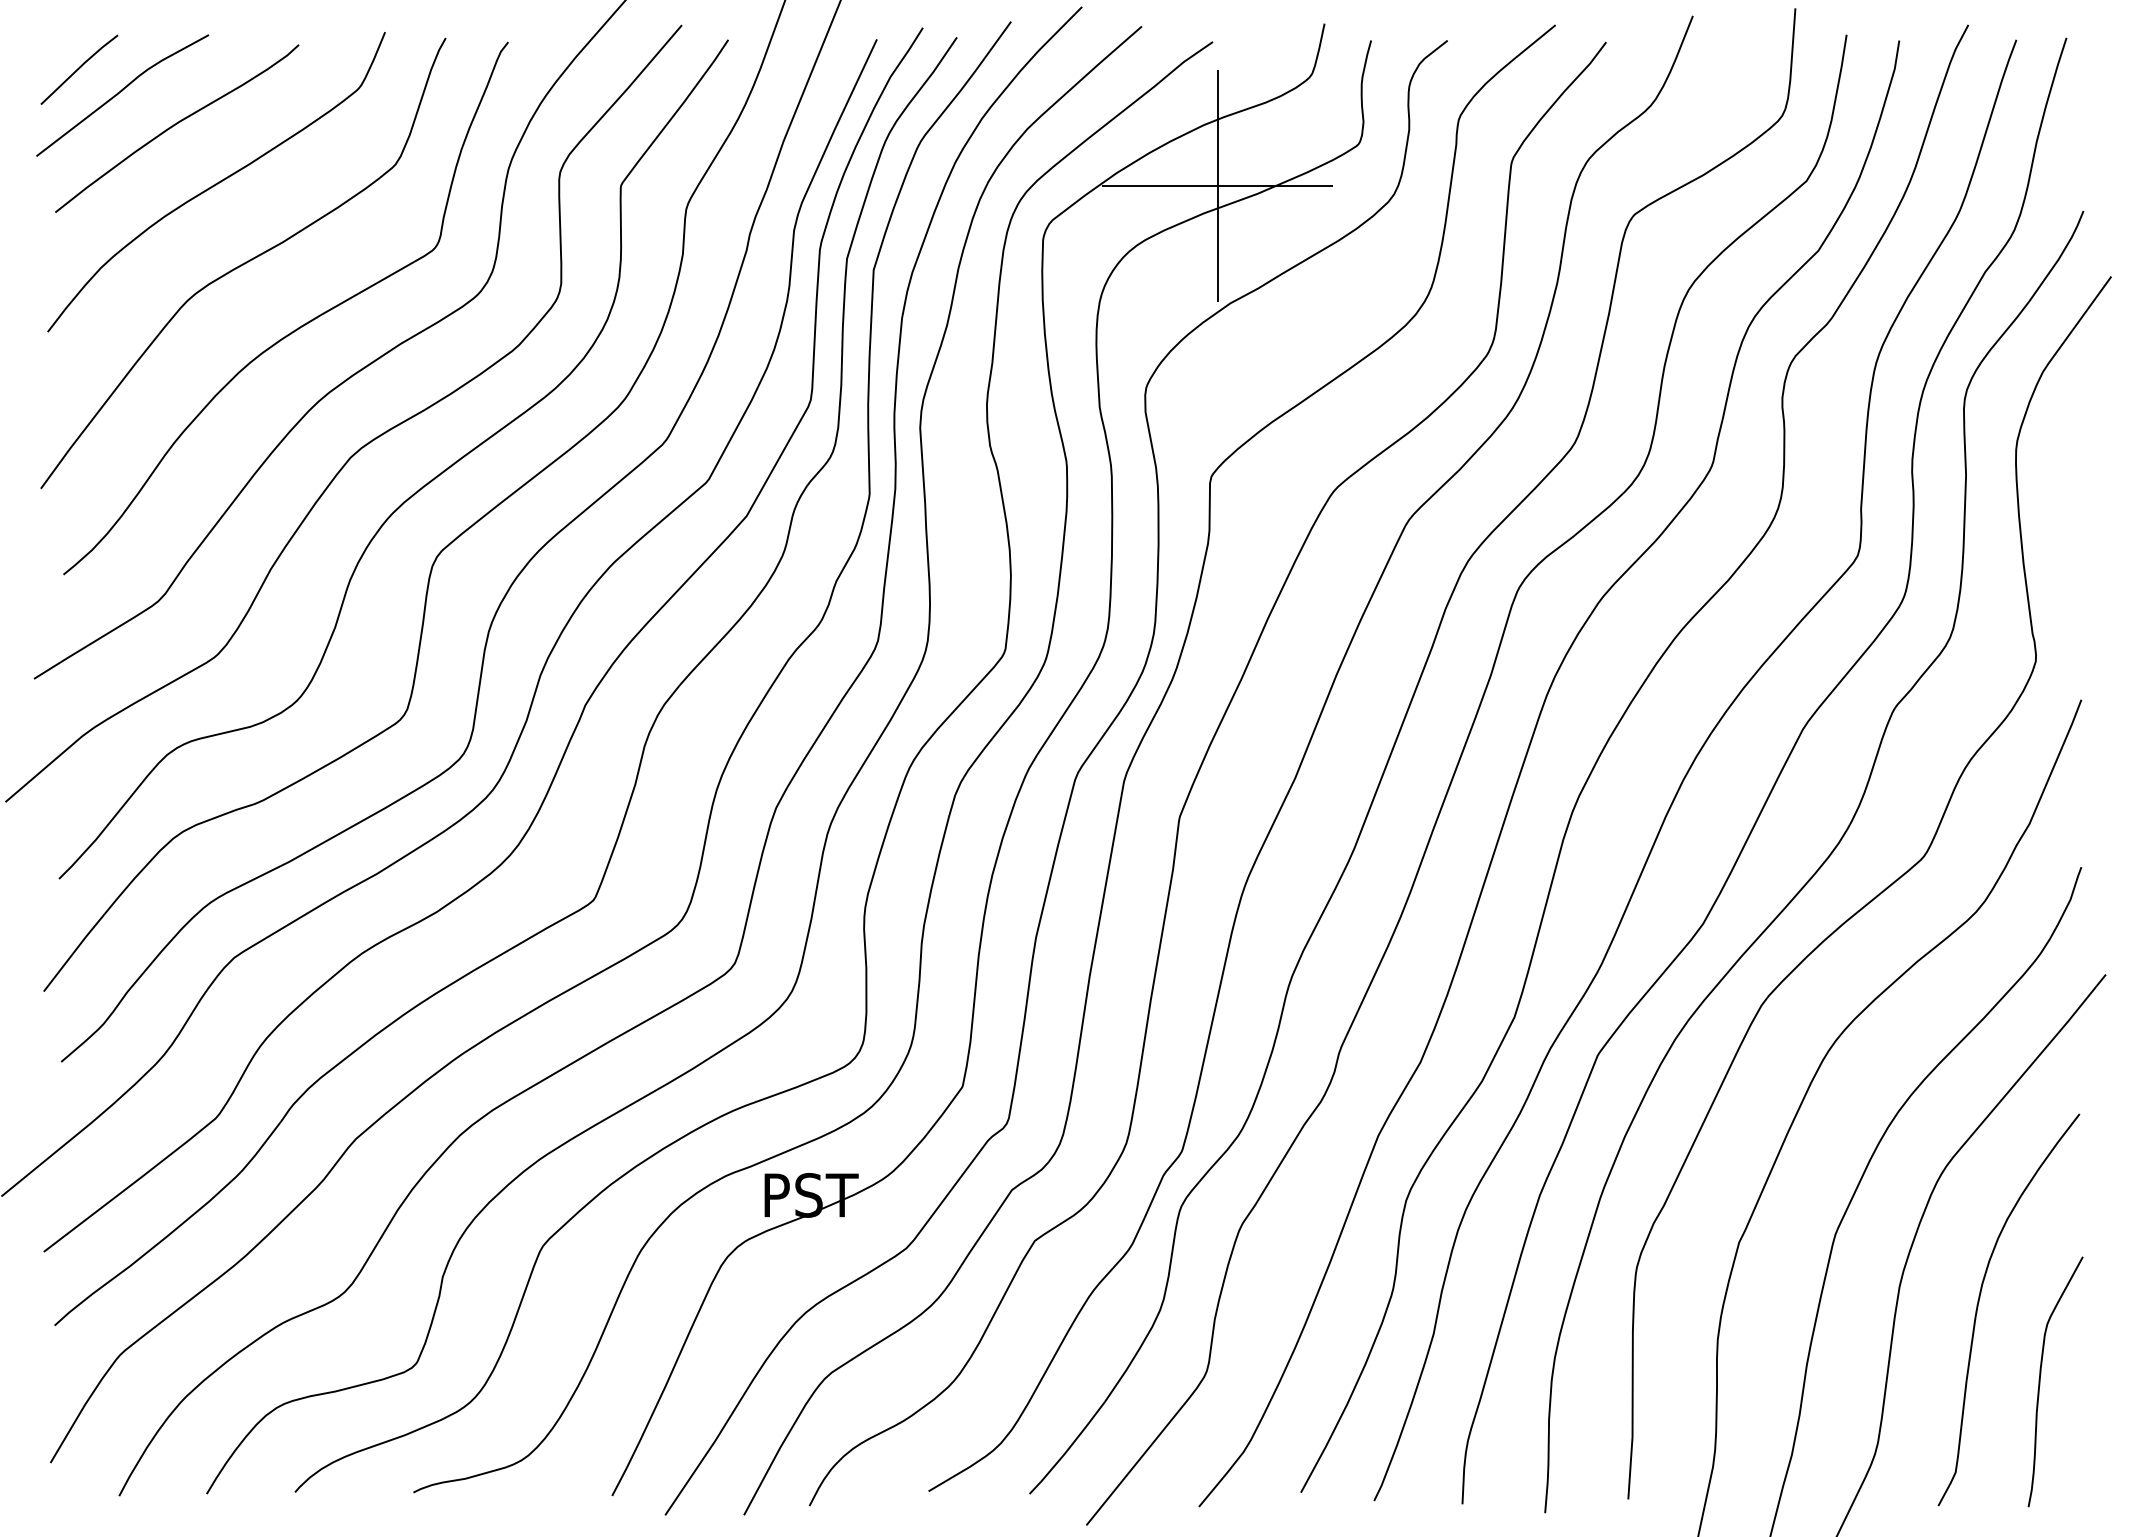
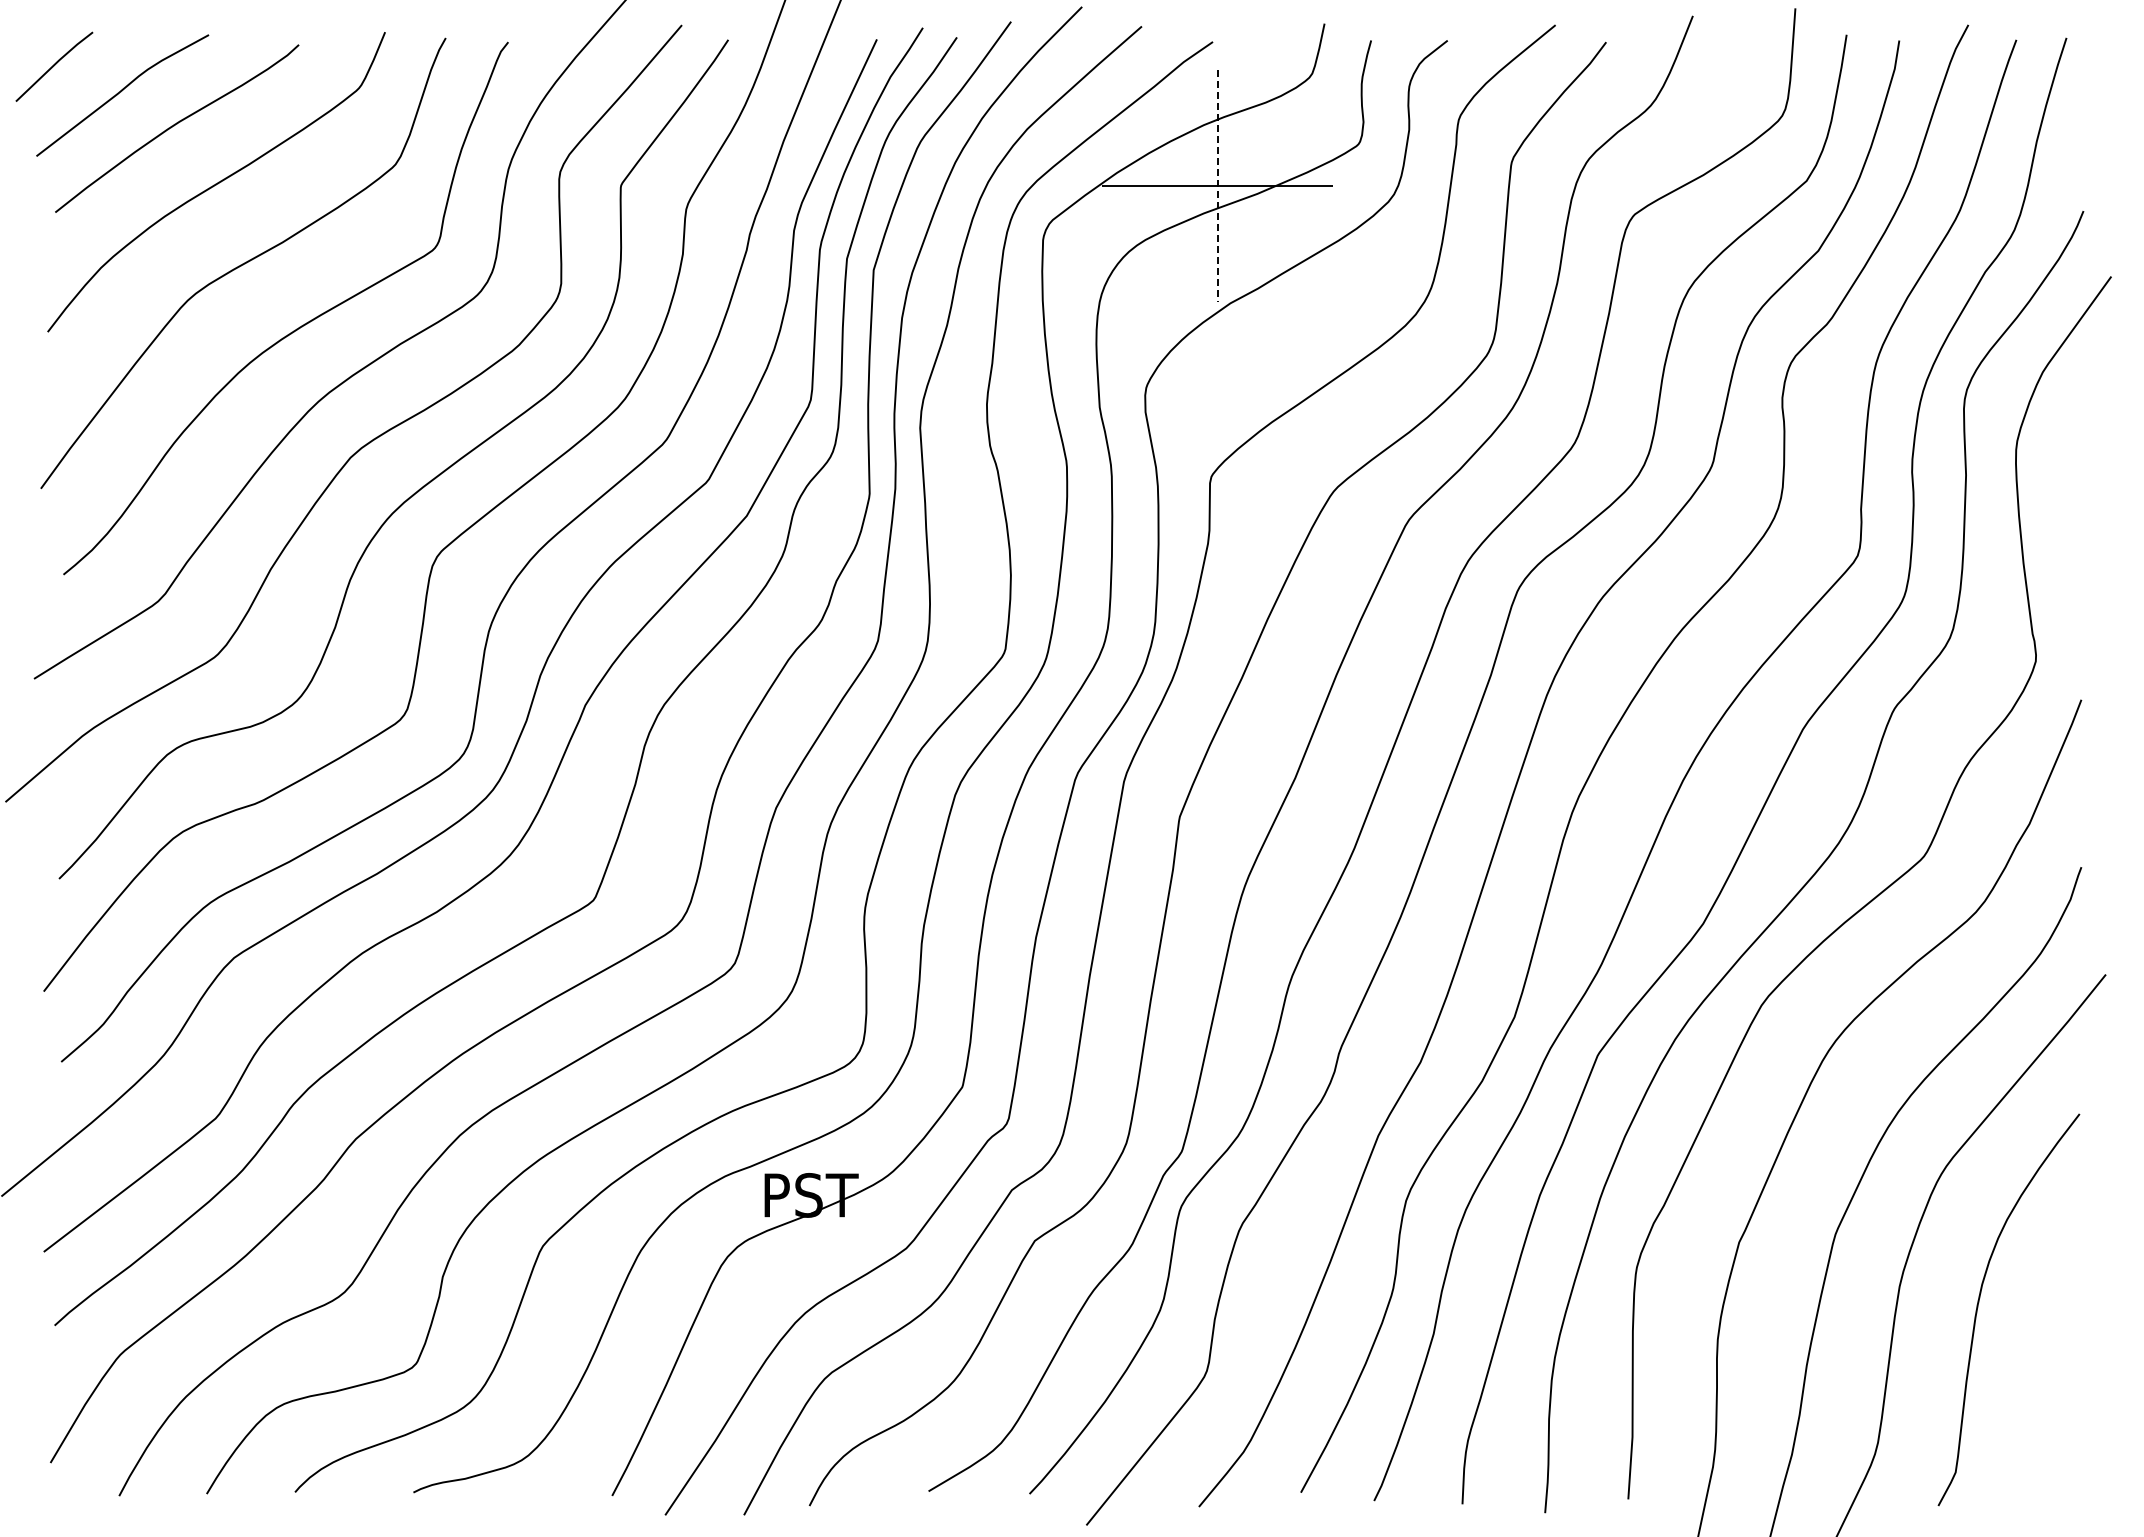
line position: (79, 69) -> (54, 66) (54, 66)
line: solid -> dashed (1217, 186)
curve: present -> none (2040, 1381)
